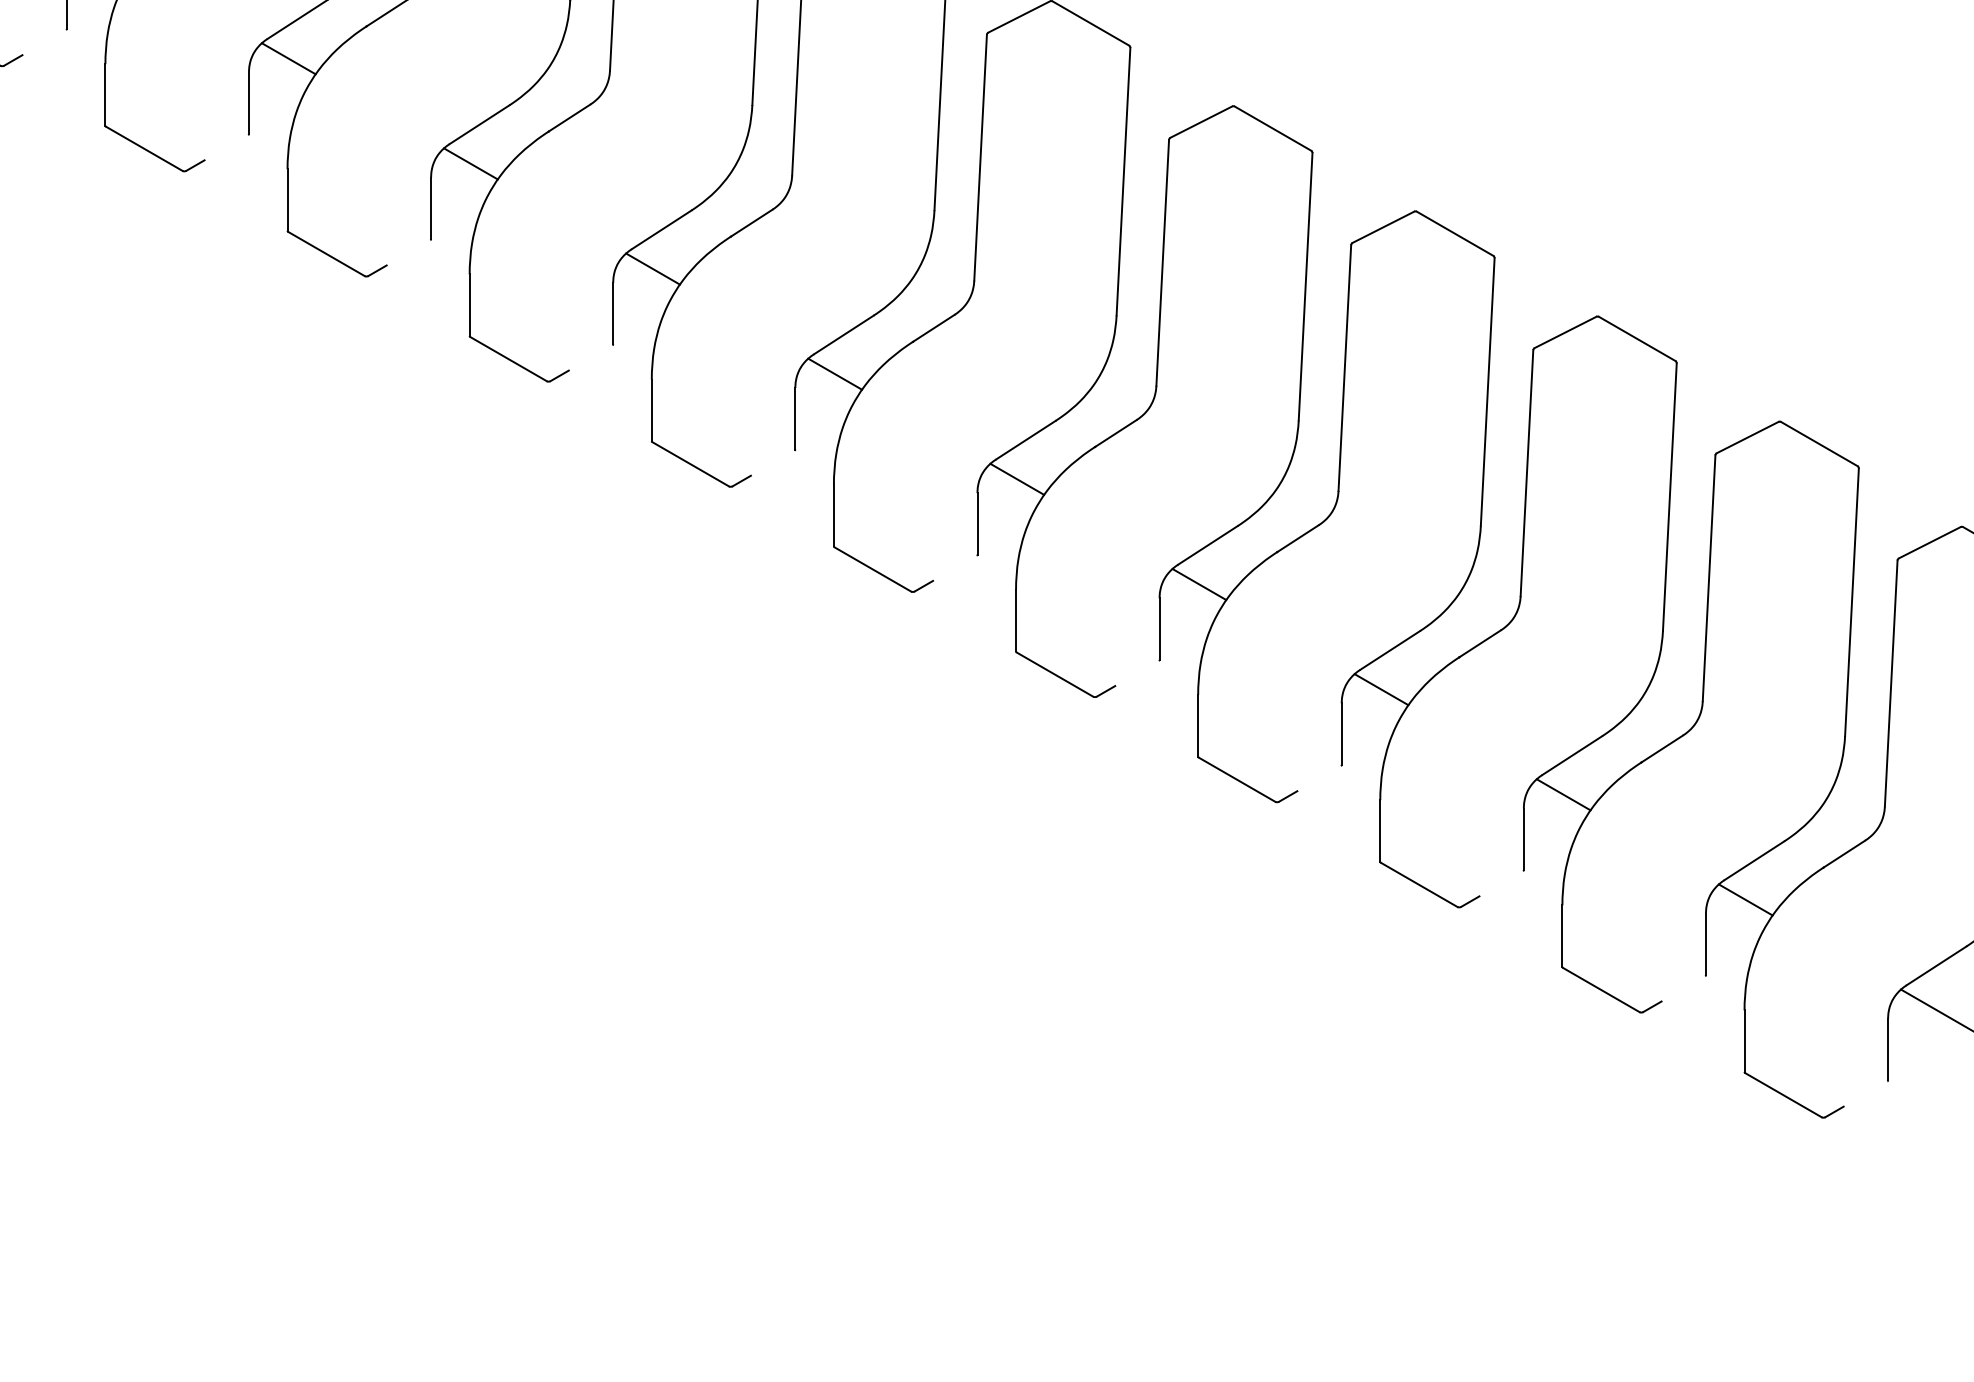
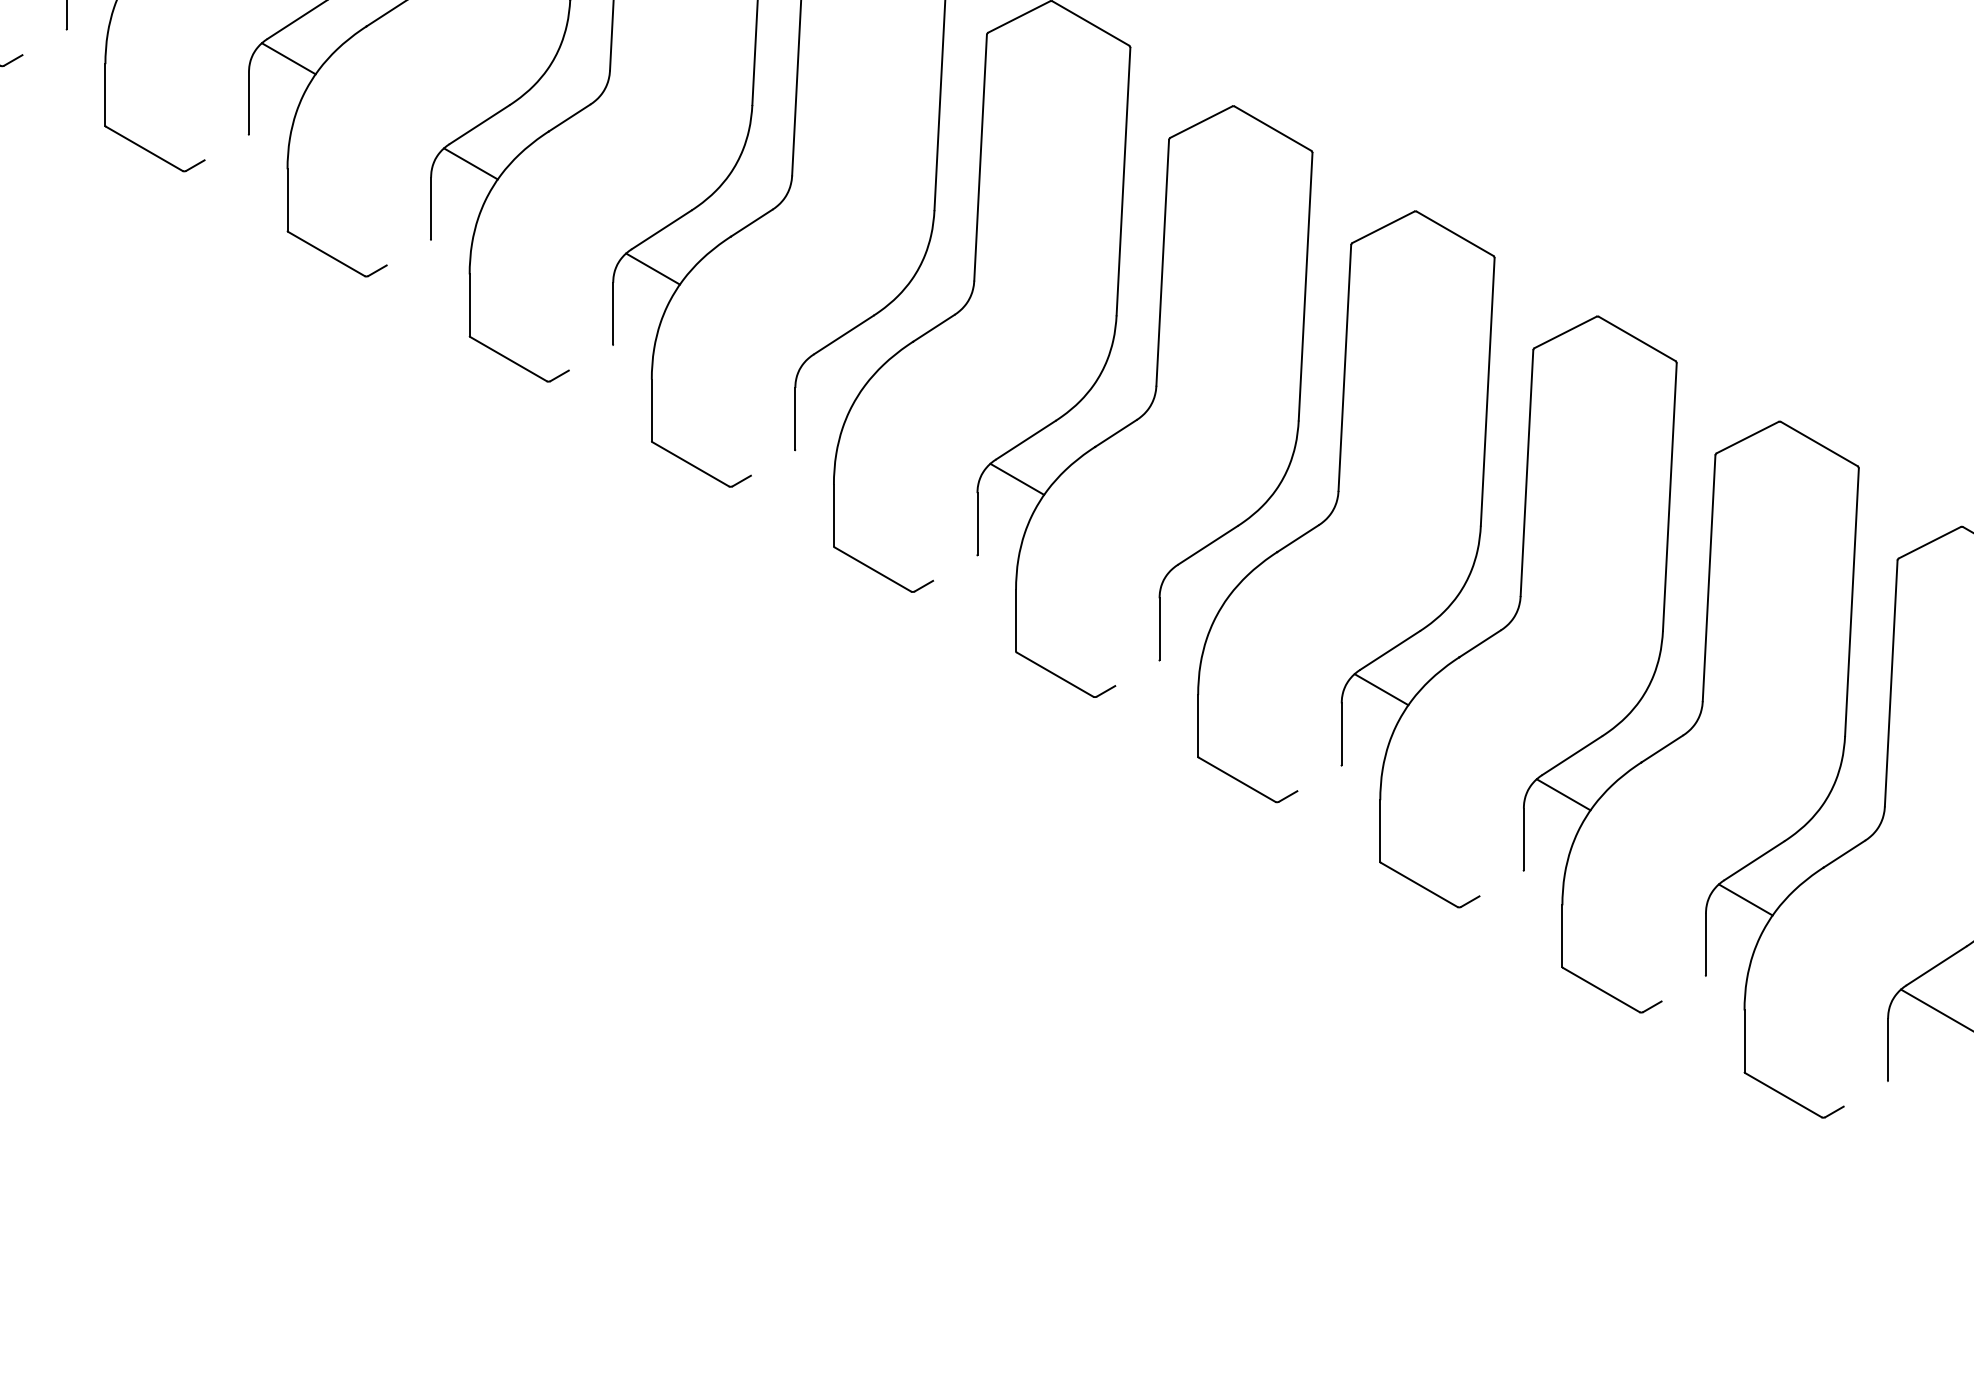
line: present -> none (835, 373)
line: present -> none (1199, 584)
